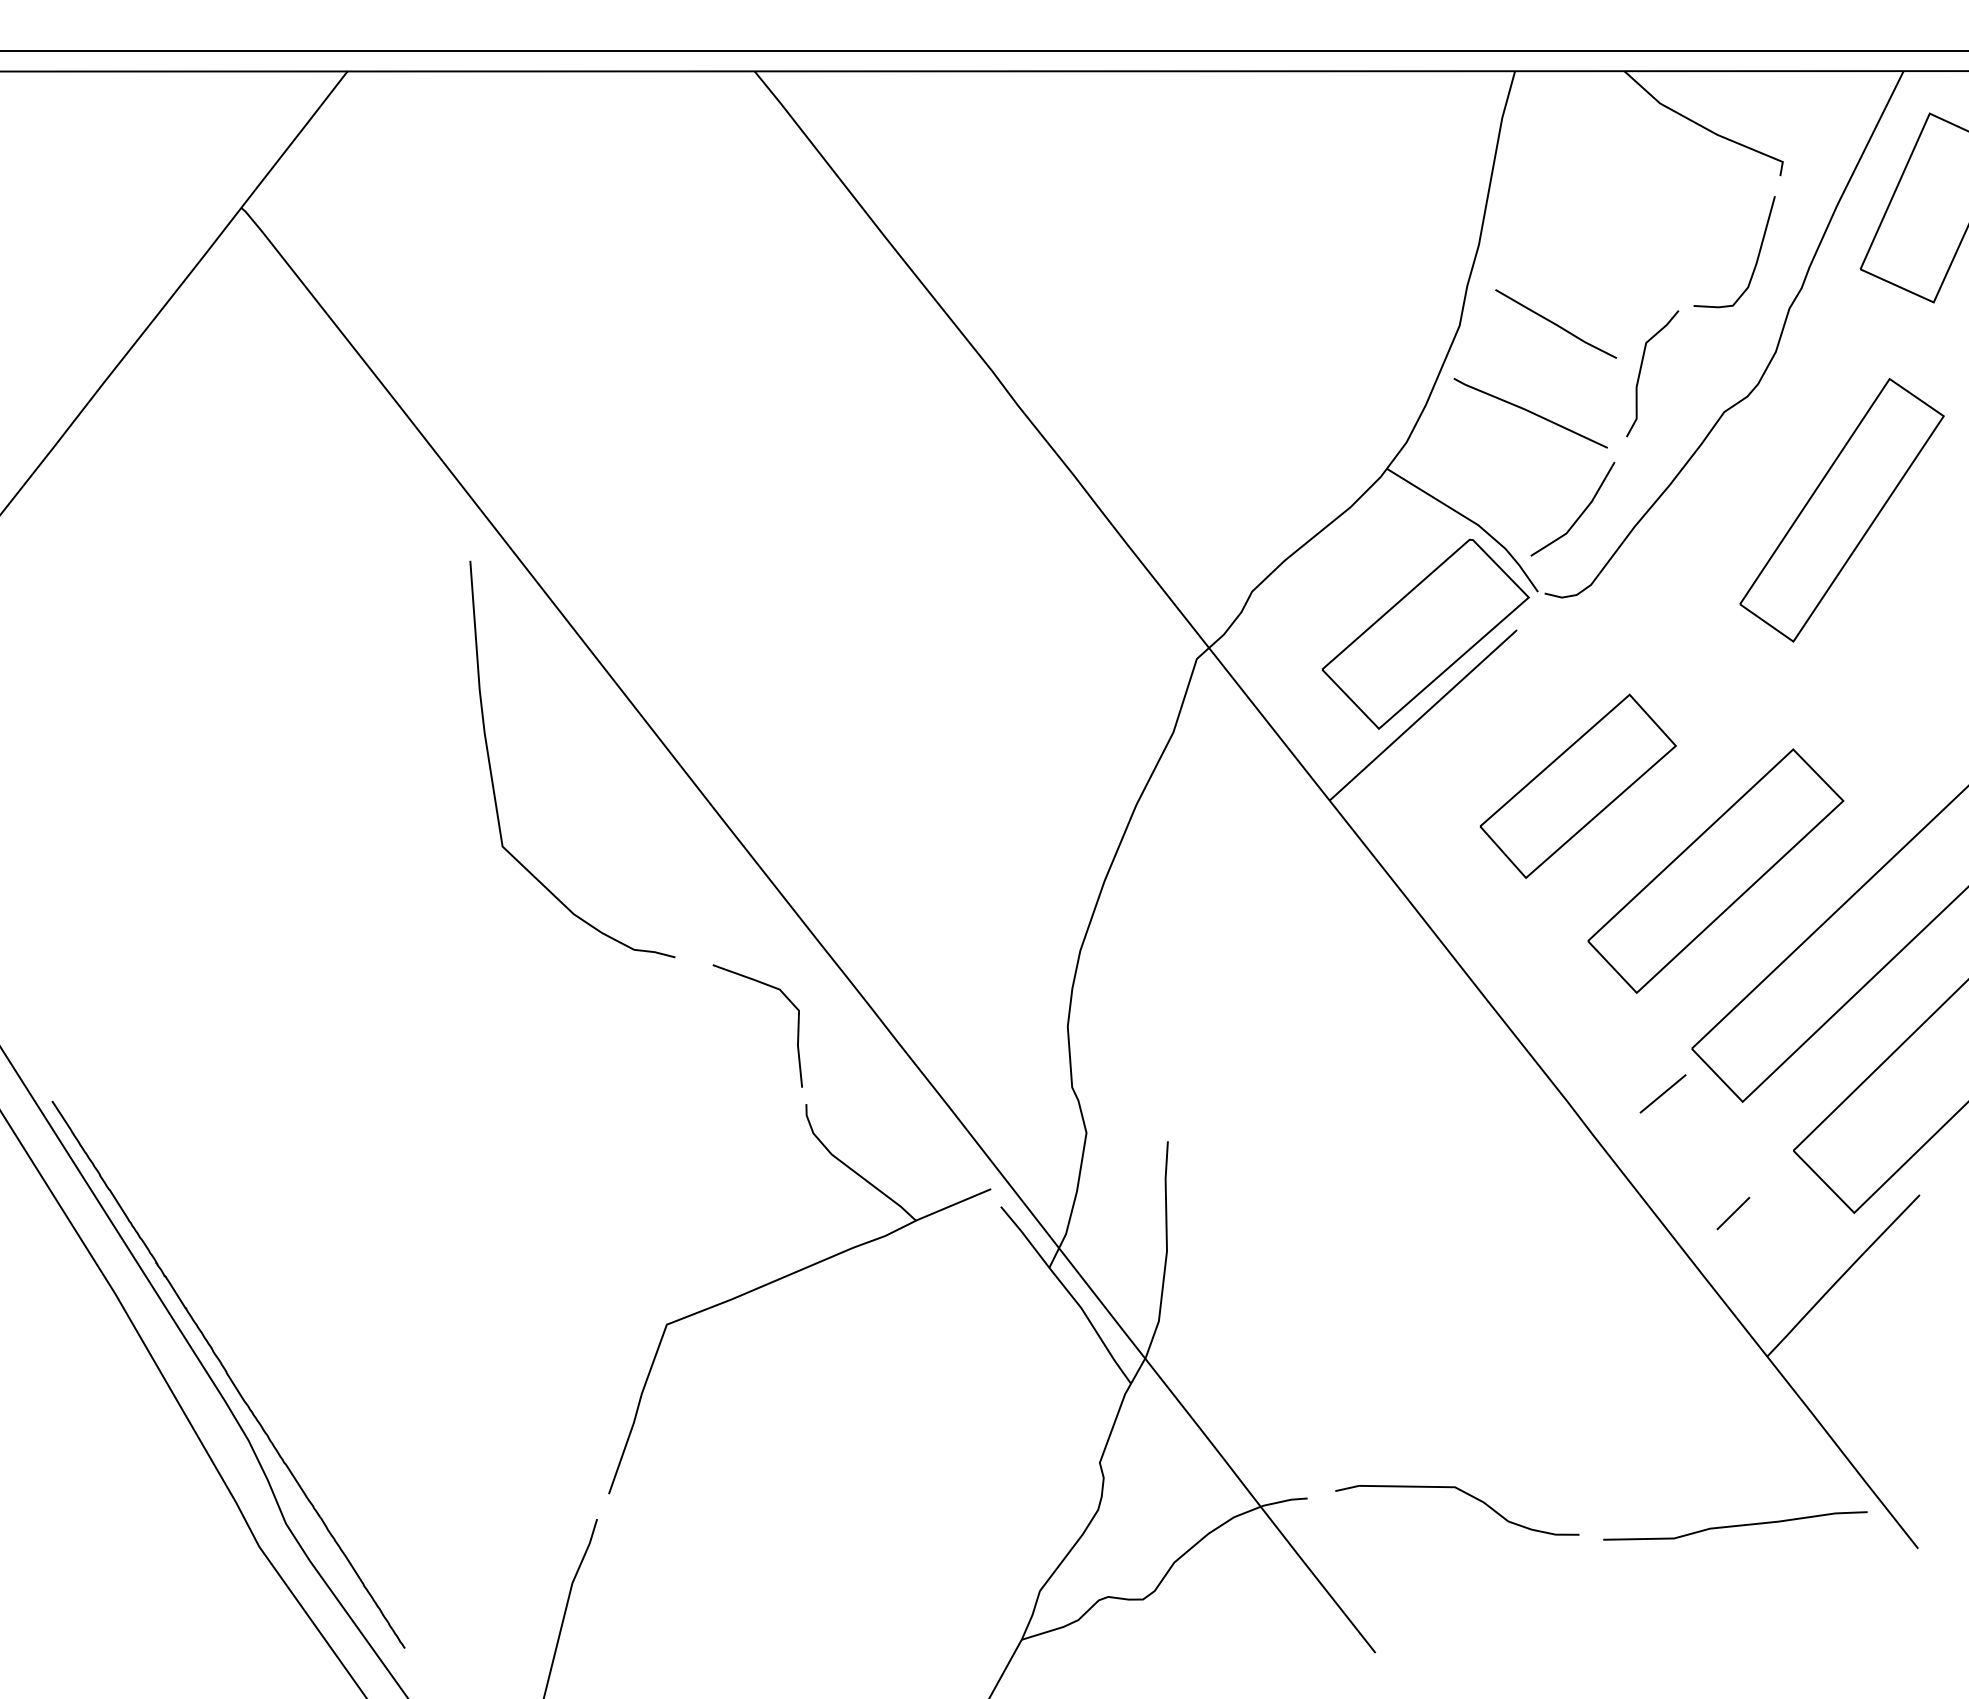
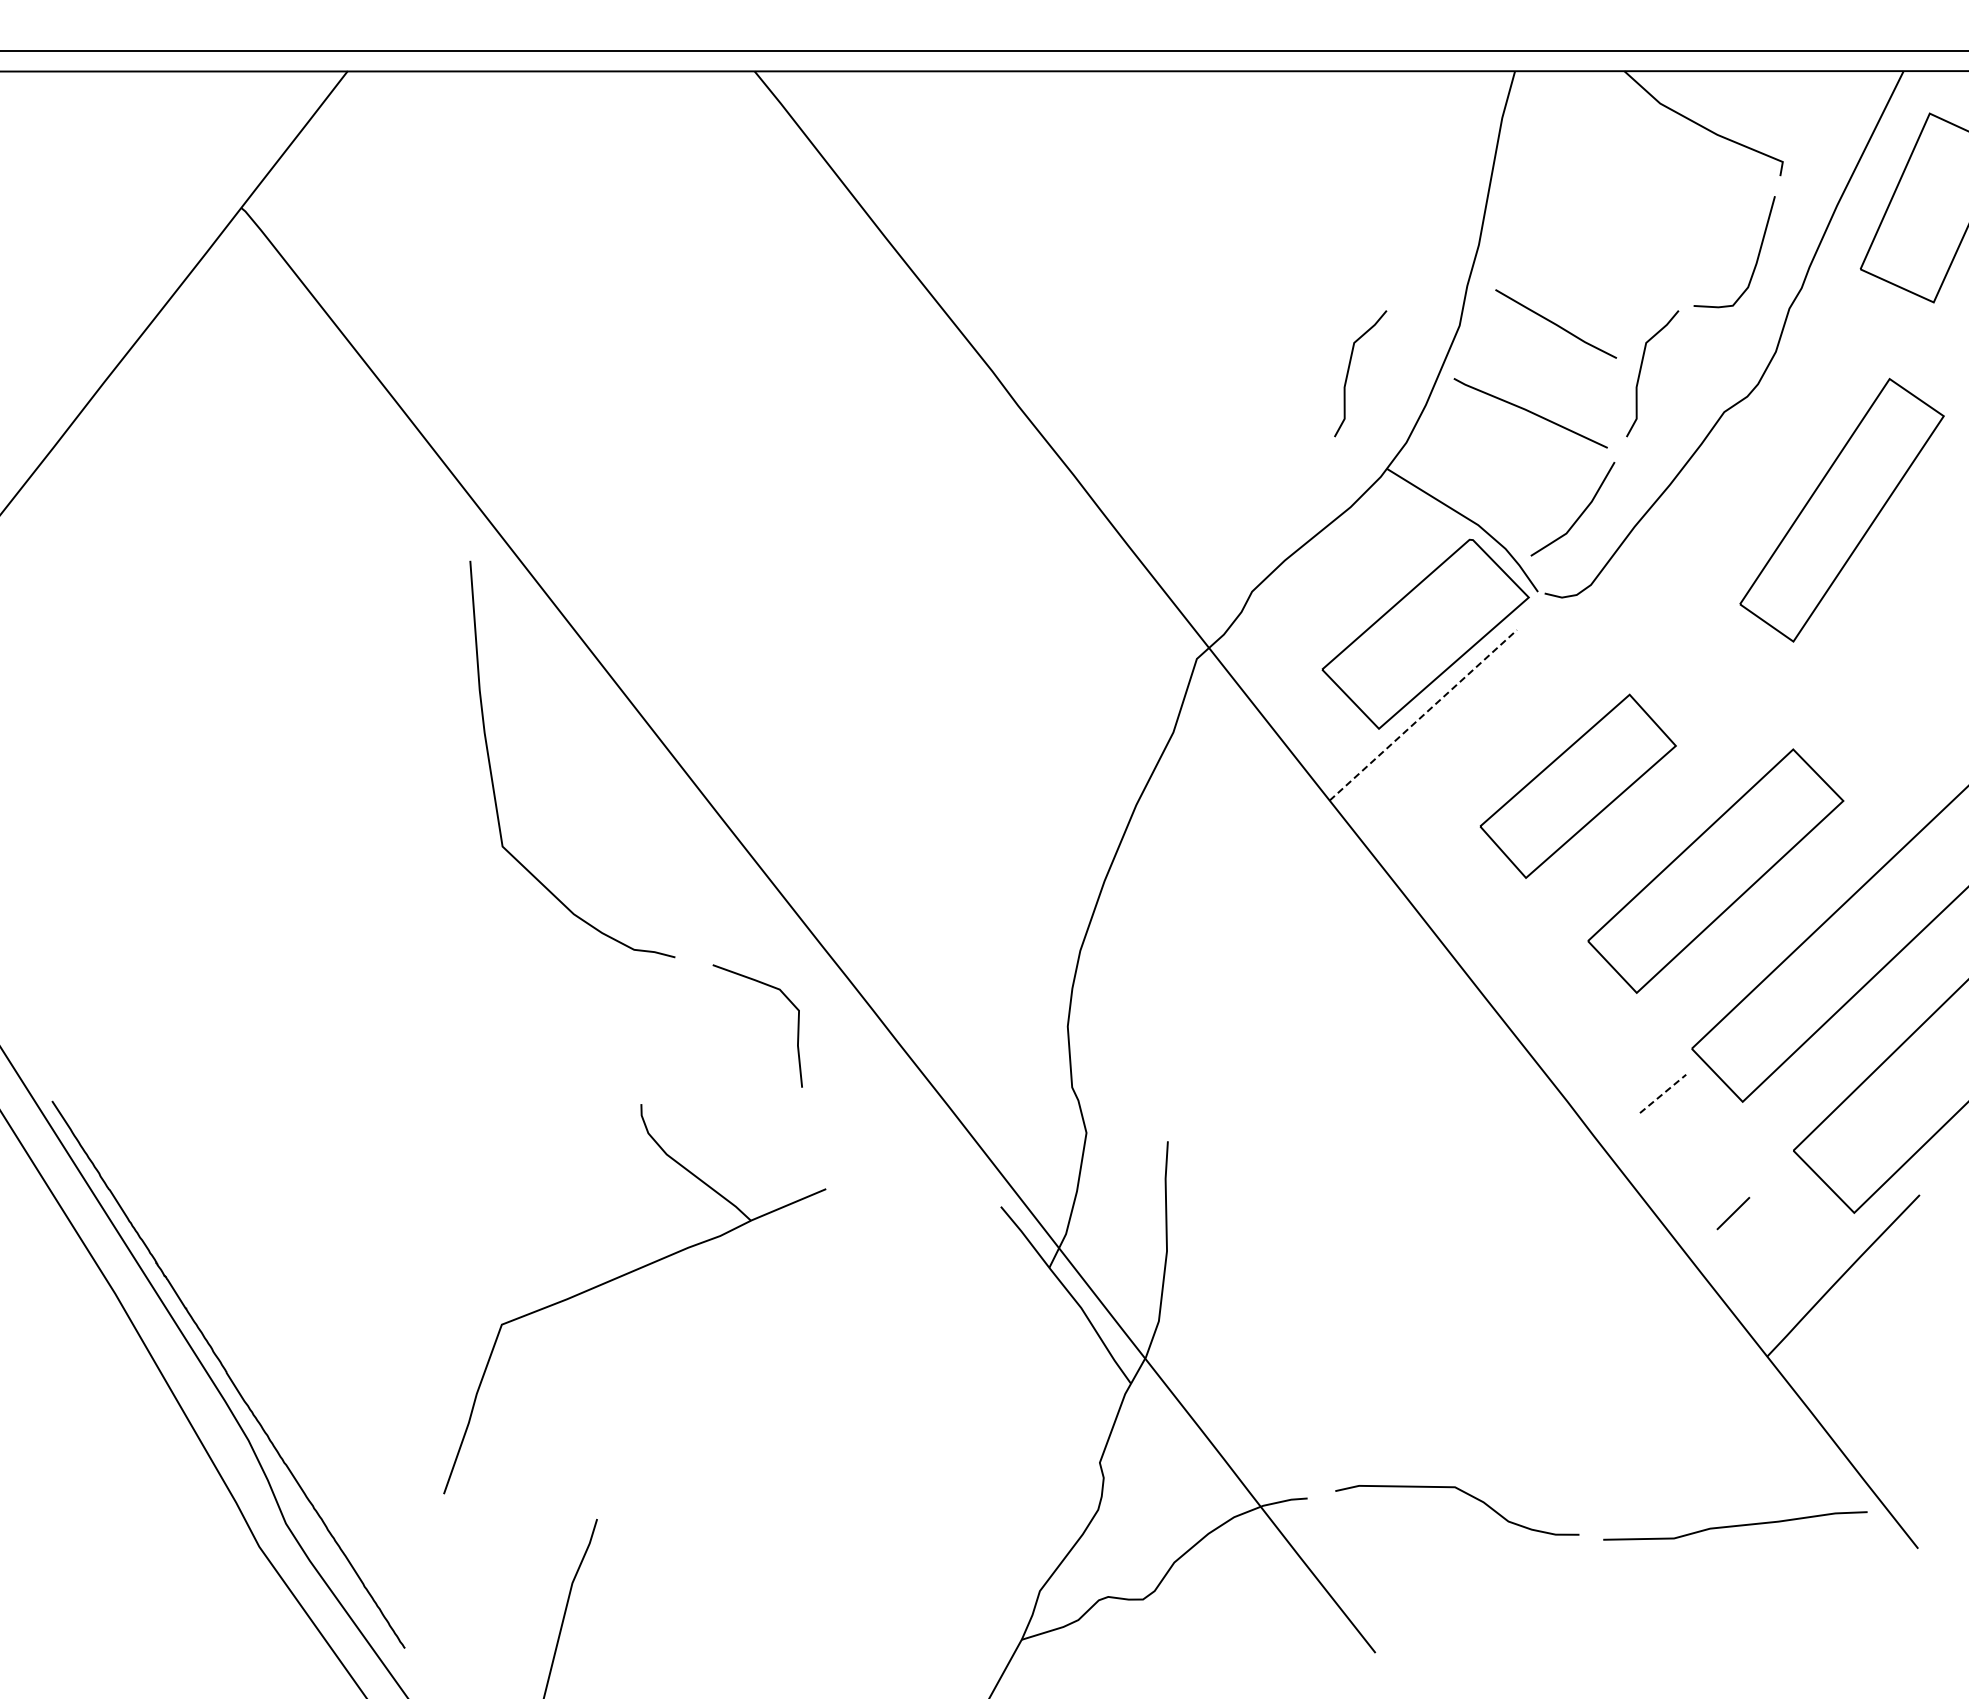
curve: none -> present (1349, 370)
line: solid -> dashed (1423, 715)
line: solid -> dashed (1663, 1093)
part position: (788, 1276) -> (623, 1276) (623, 1276)
